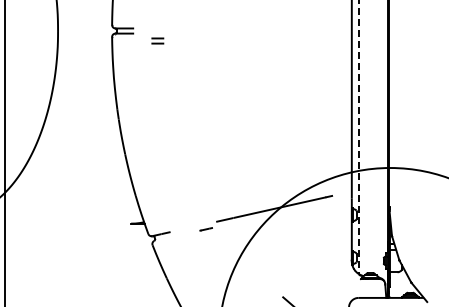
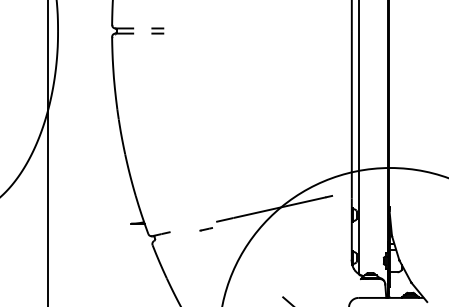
part position: (157, 40) -> (157, 30) (157, 30)
line: dashed -> solid (358, 137)
line position: (4, 152) -> (47, 152) (47, 152)
